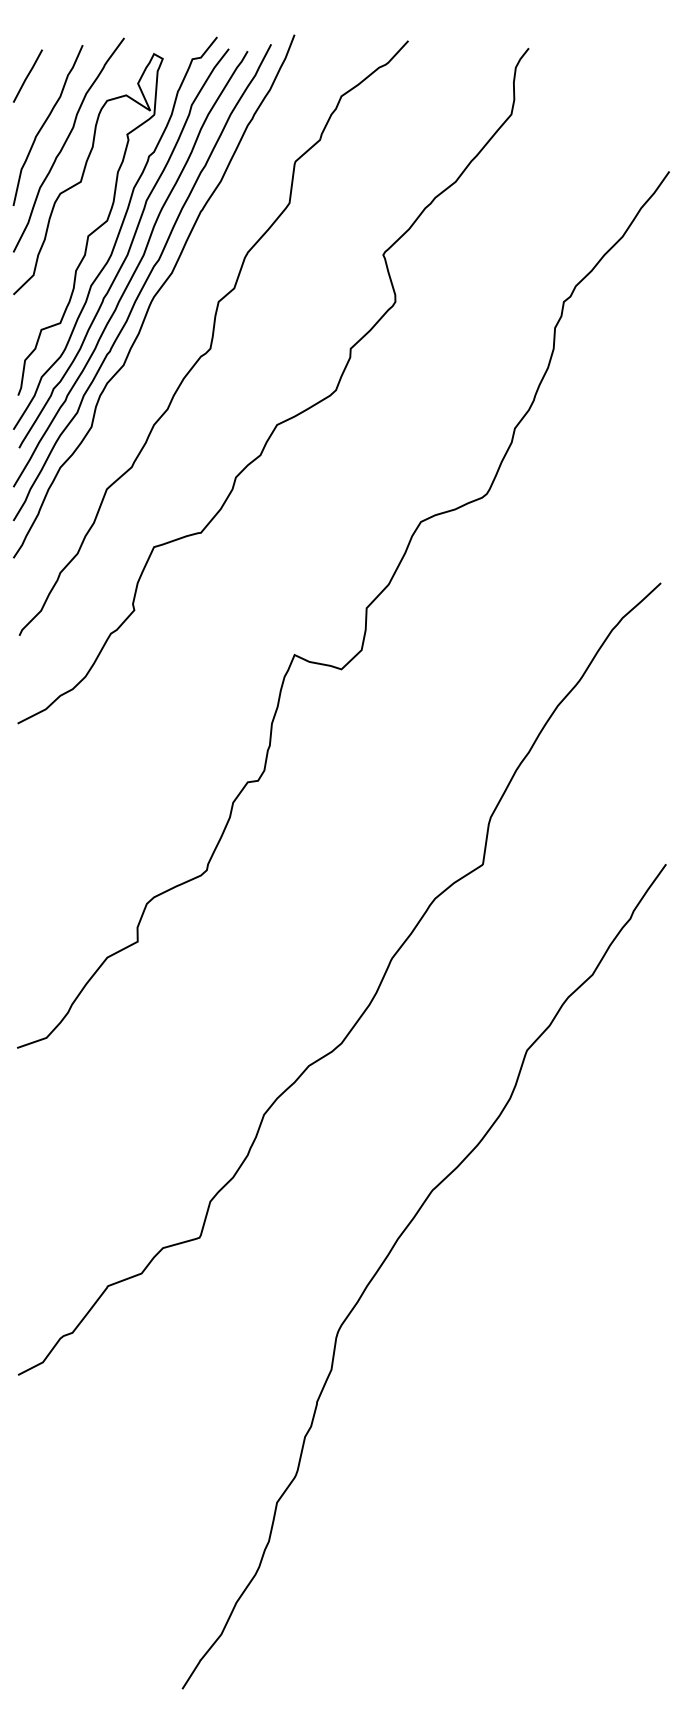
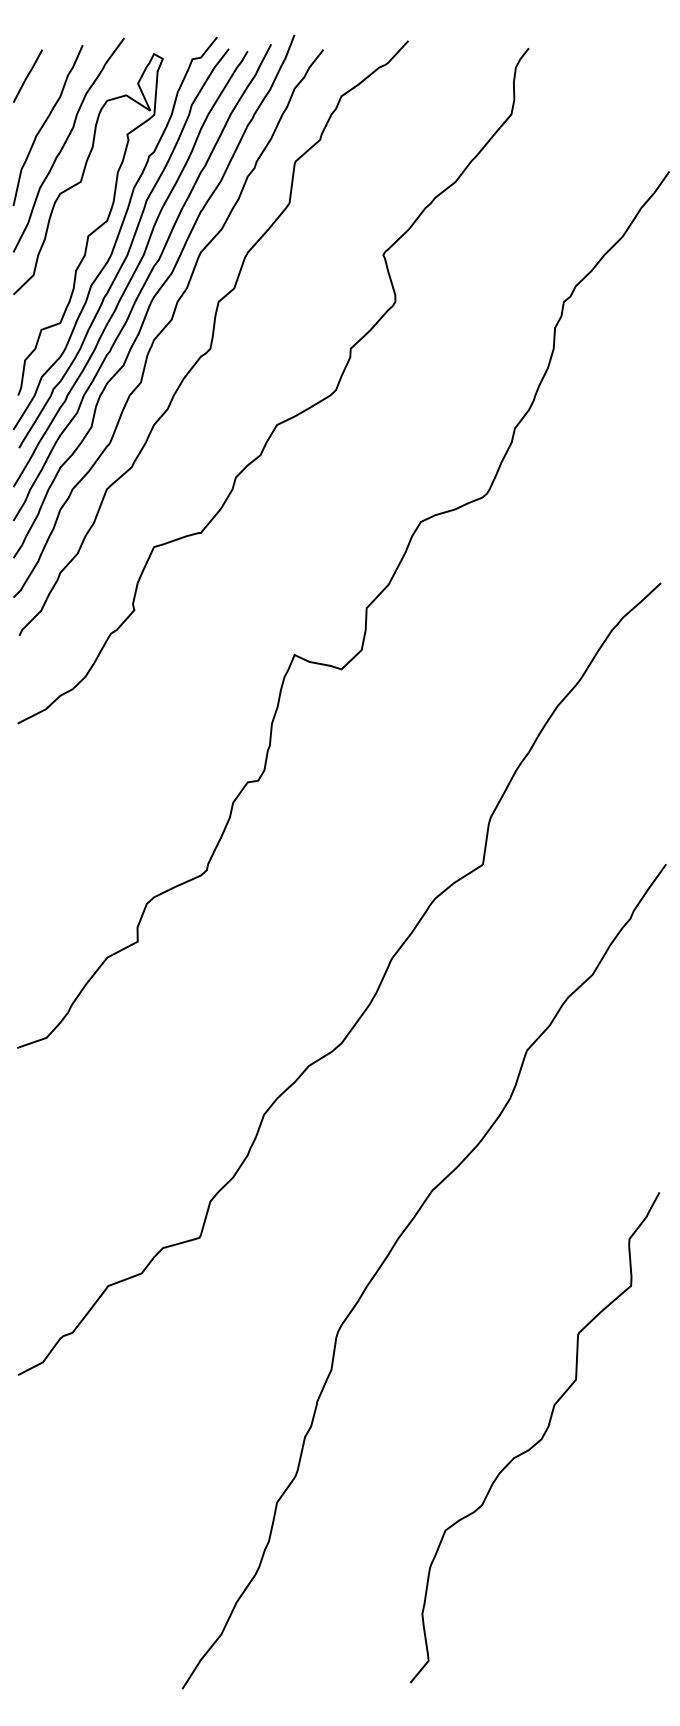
curve: none -> present (168, 323)
curve: none -> present (538, 1440)
